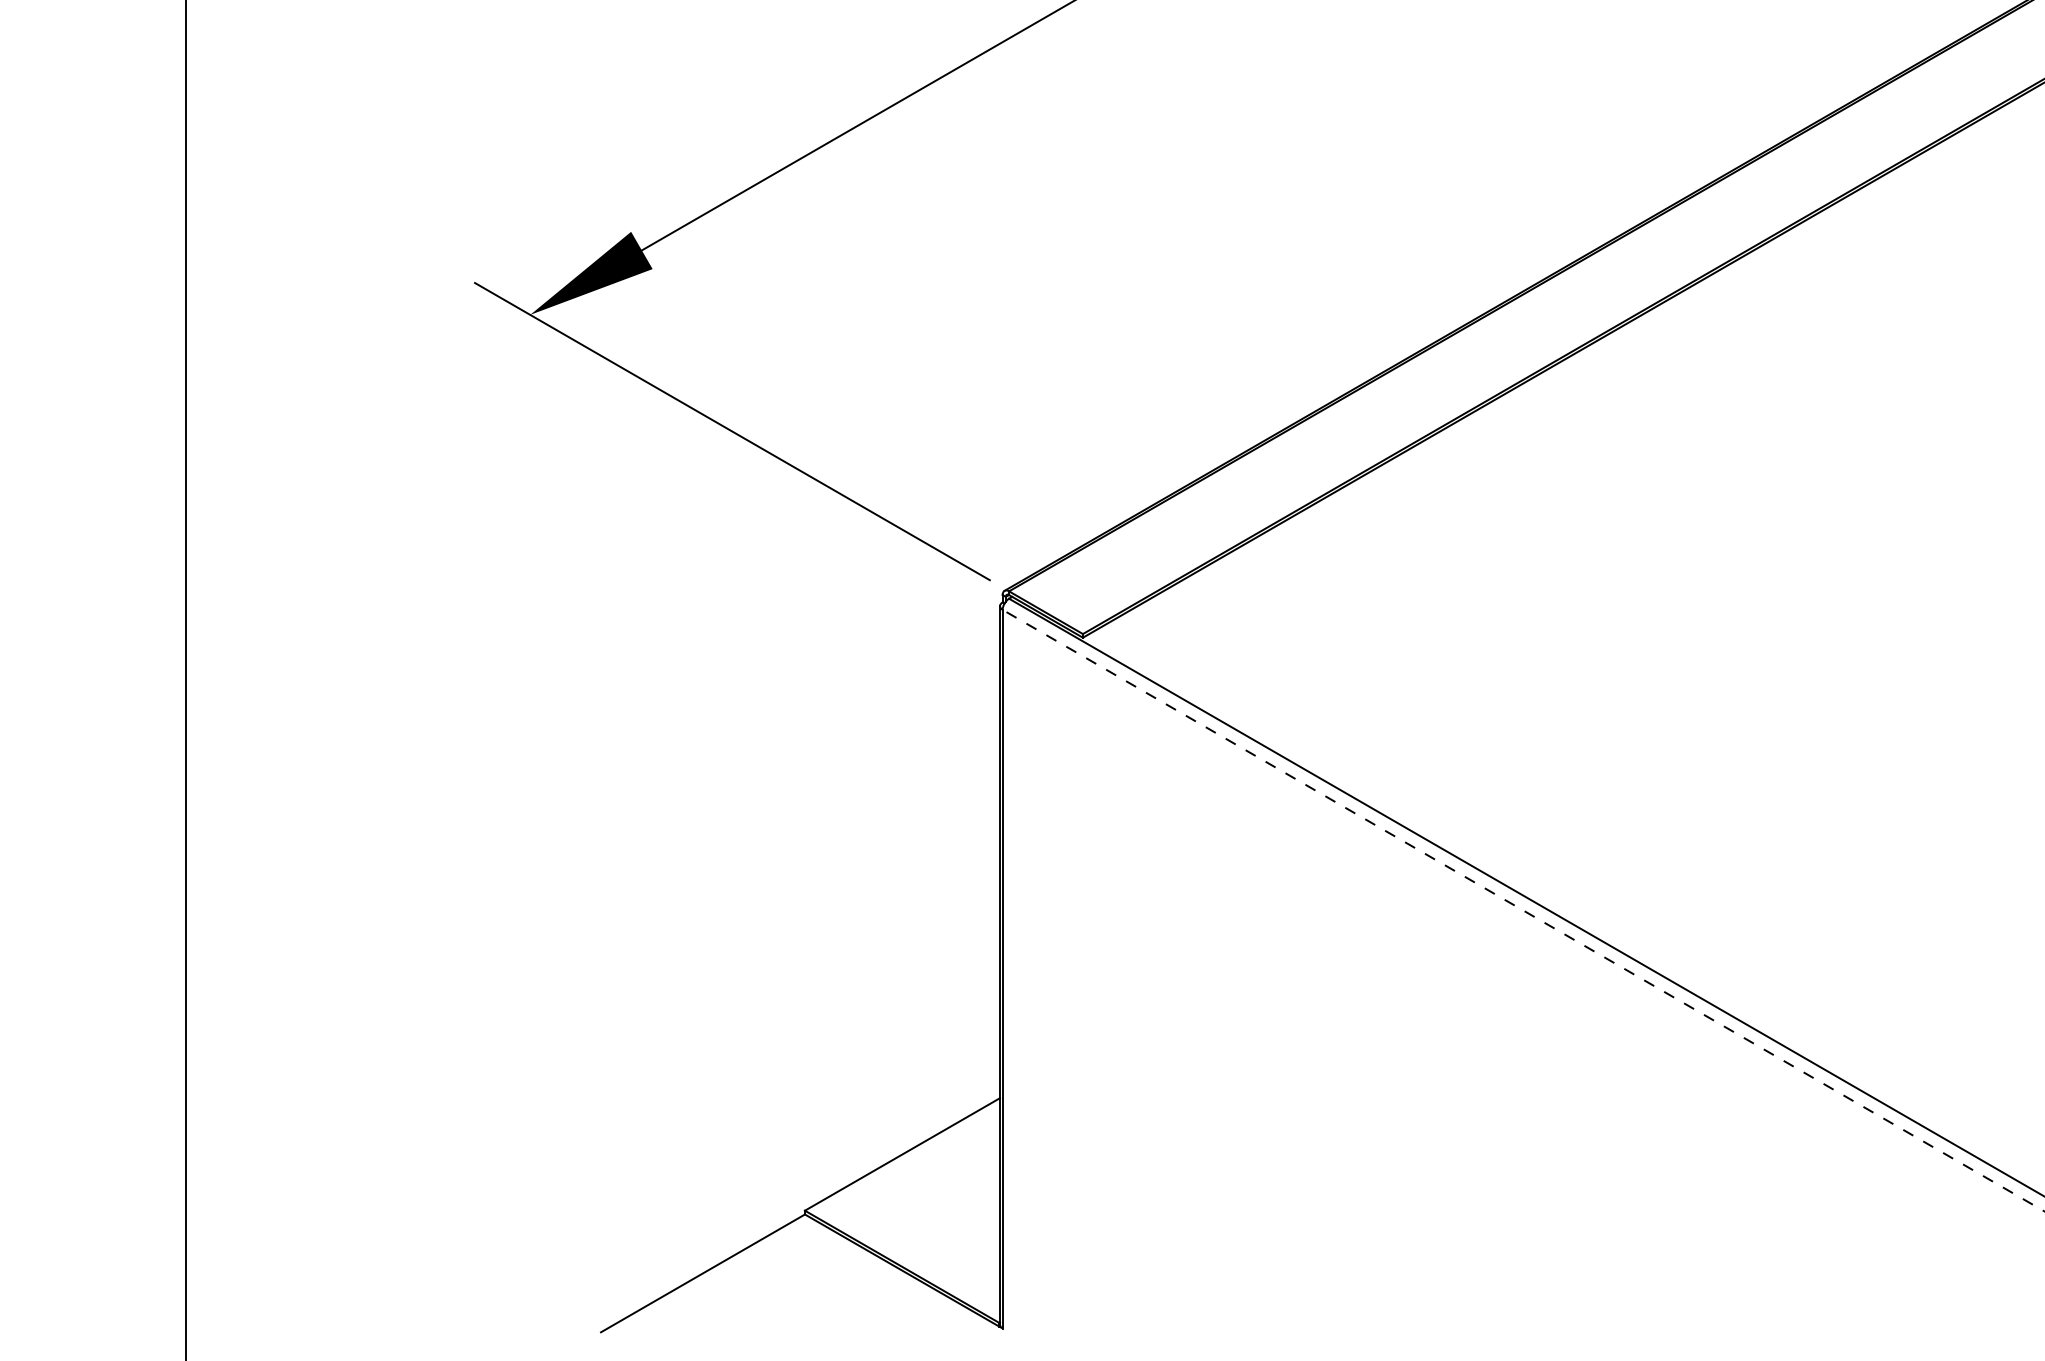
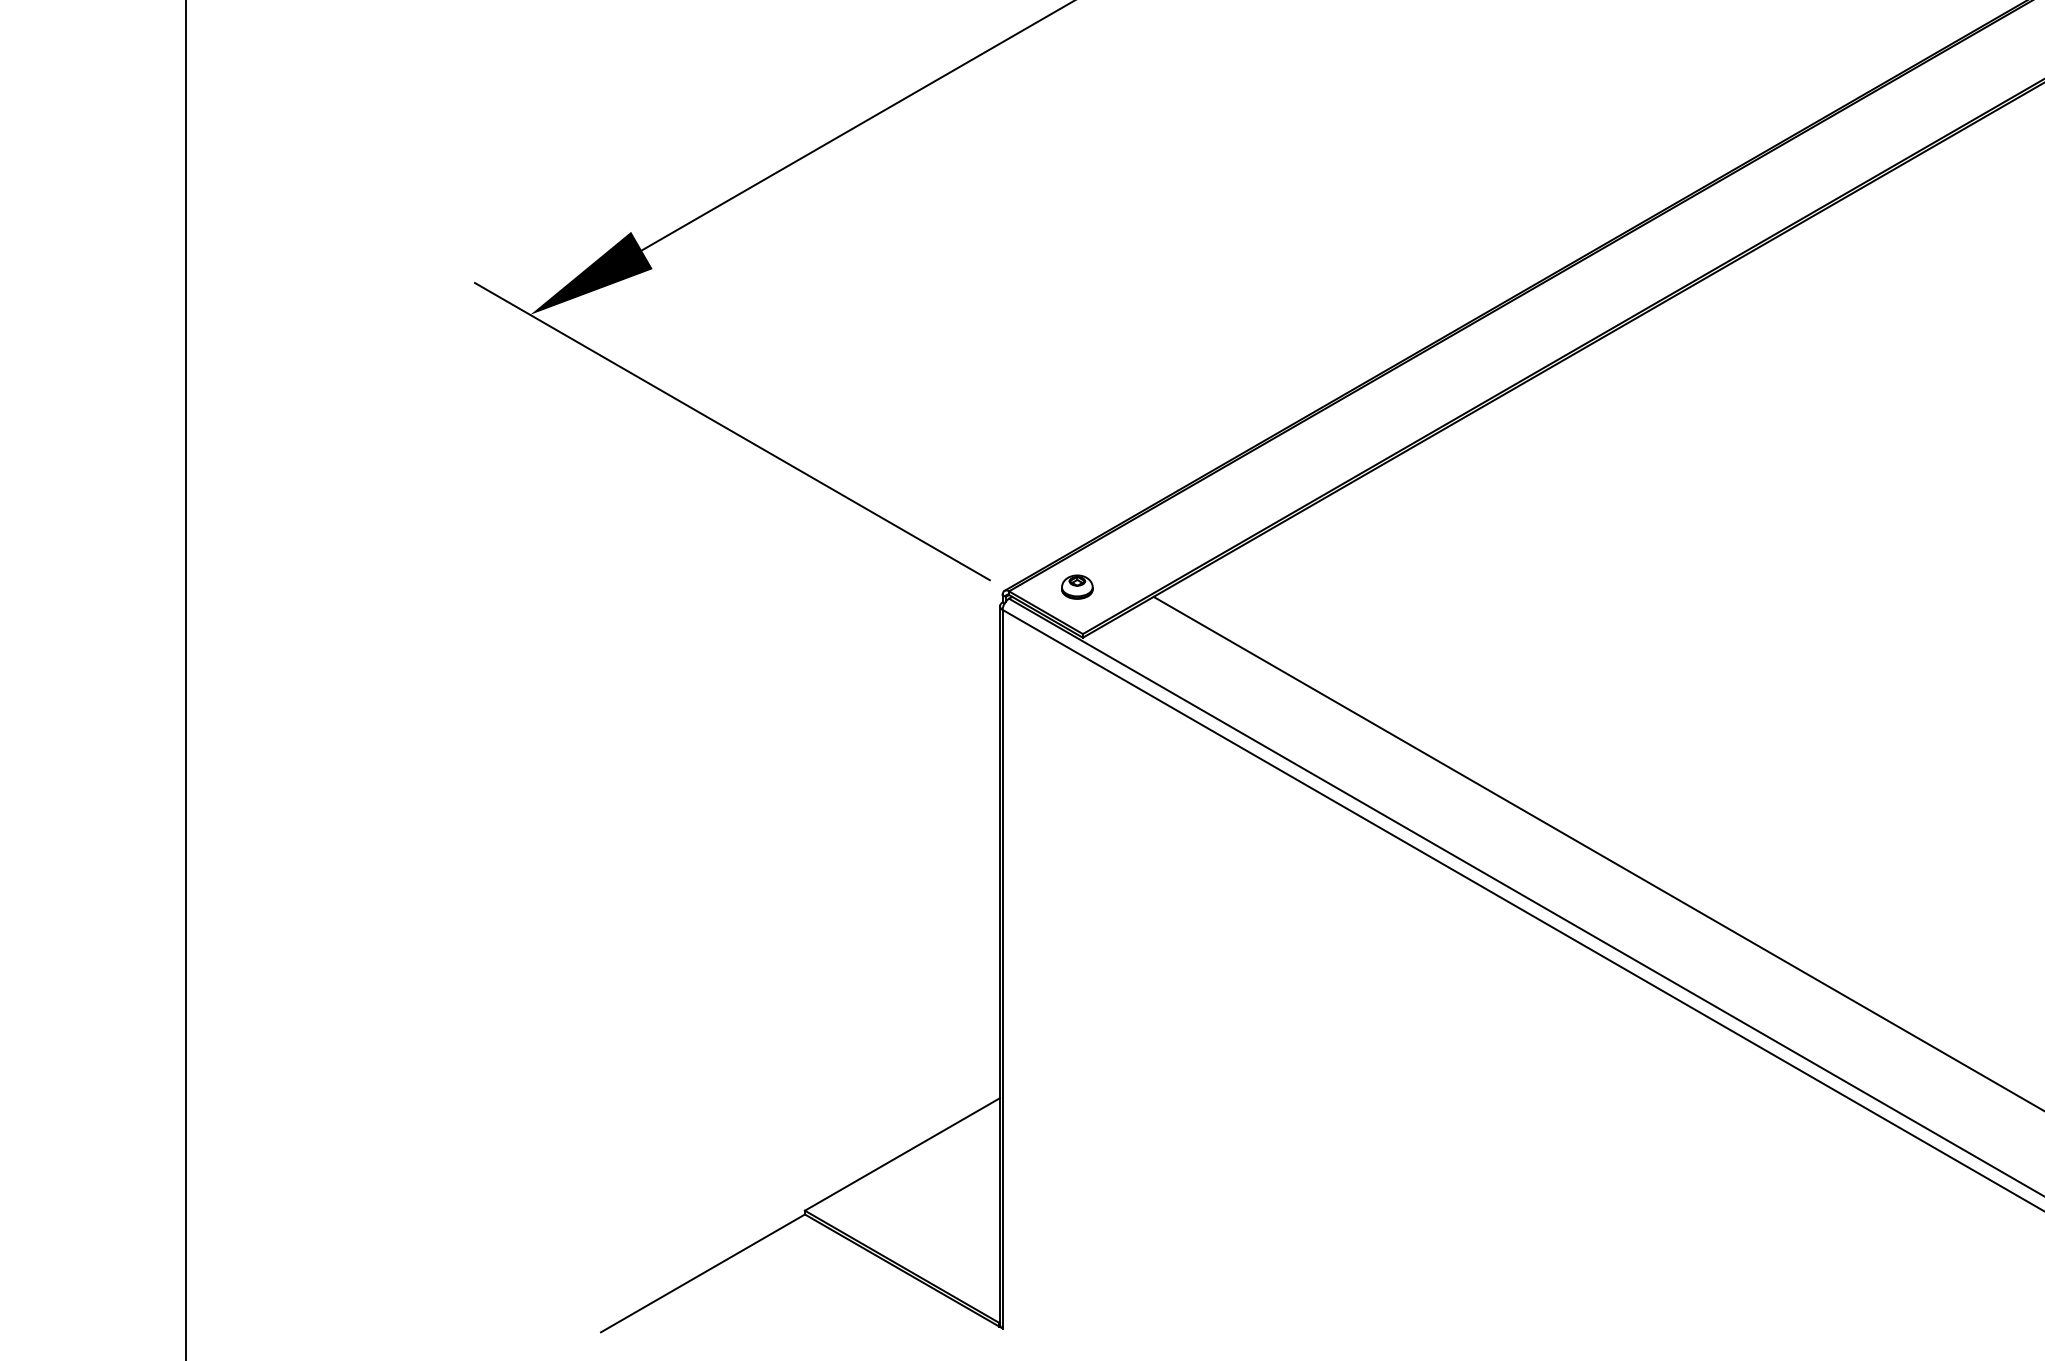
part: none -> present (1077, 586)
line: none -> present (1597, 852)
line: dashed -> solid (1523, 910)
